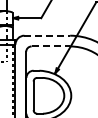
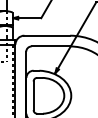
line: dashed -> solid (47, 35)
line: dashed -> solid (51, 46)
